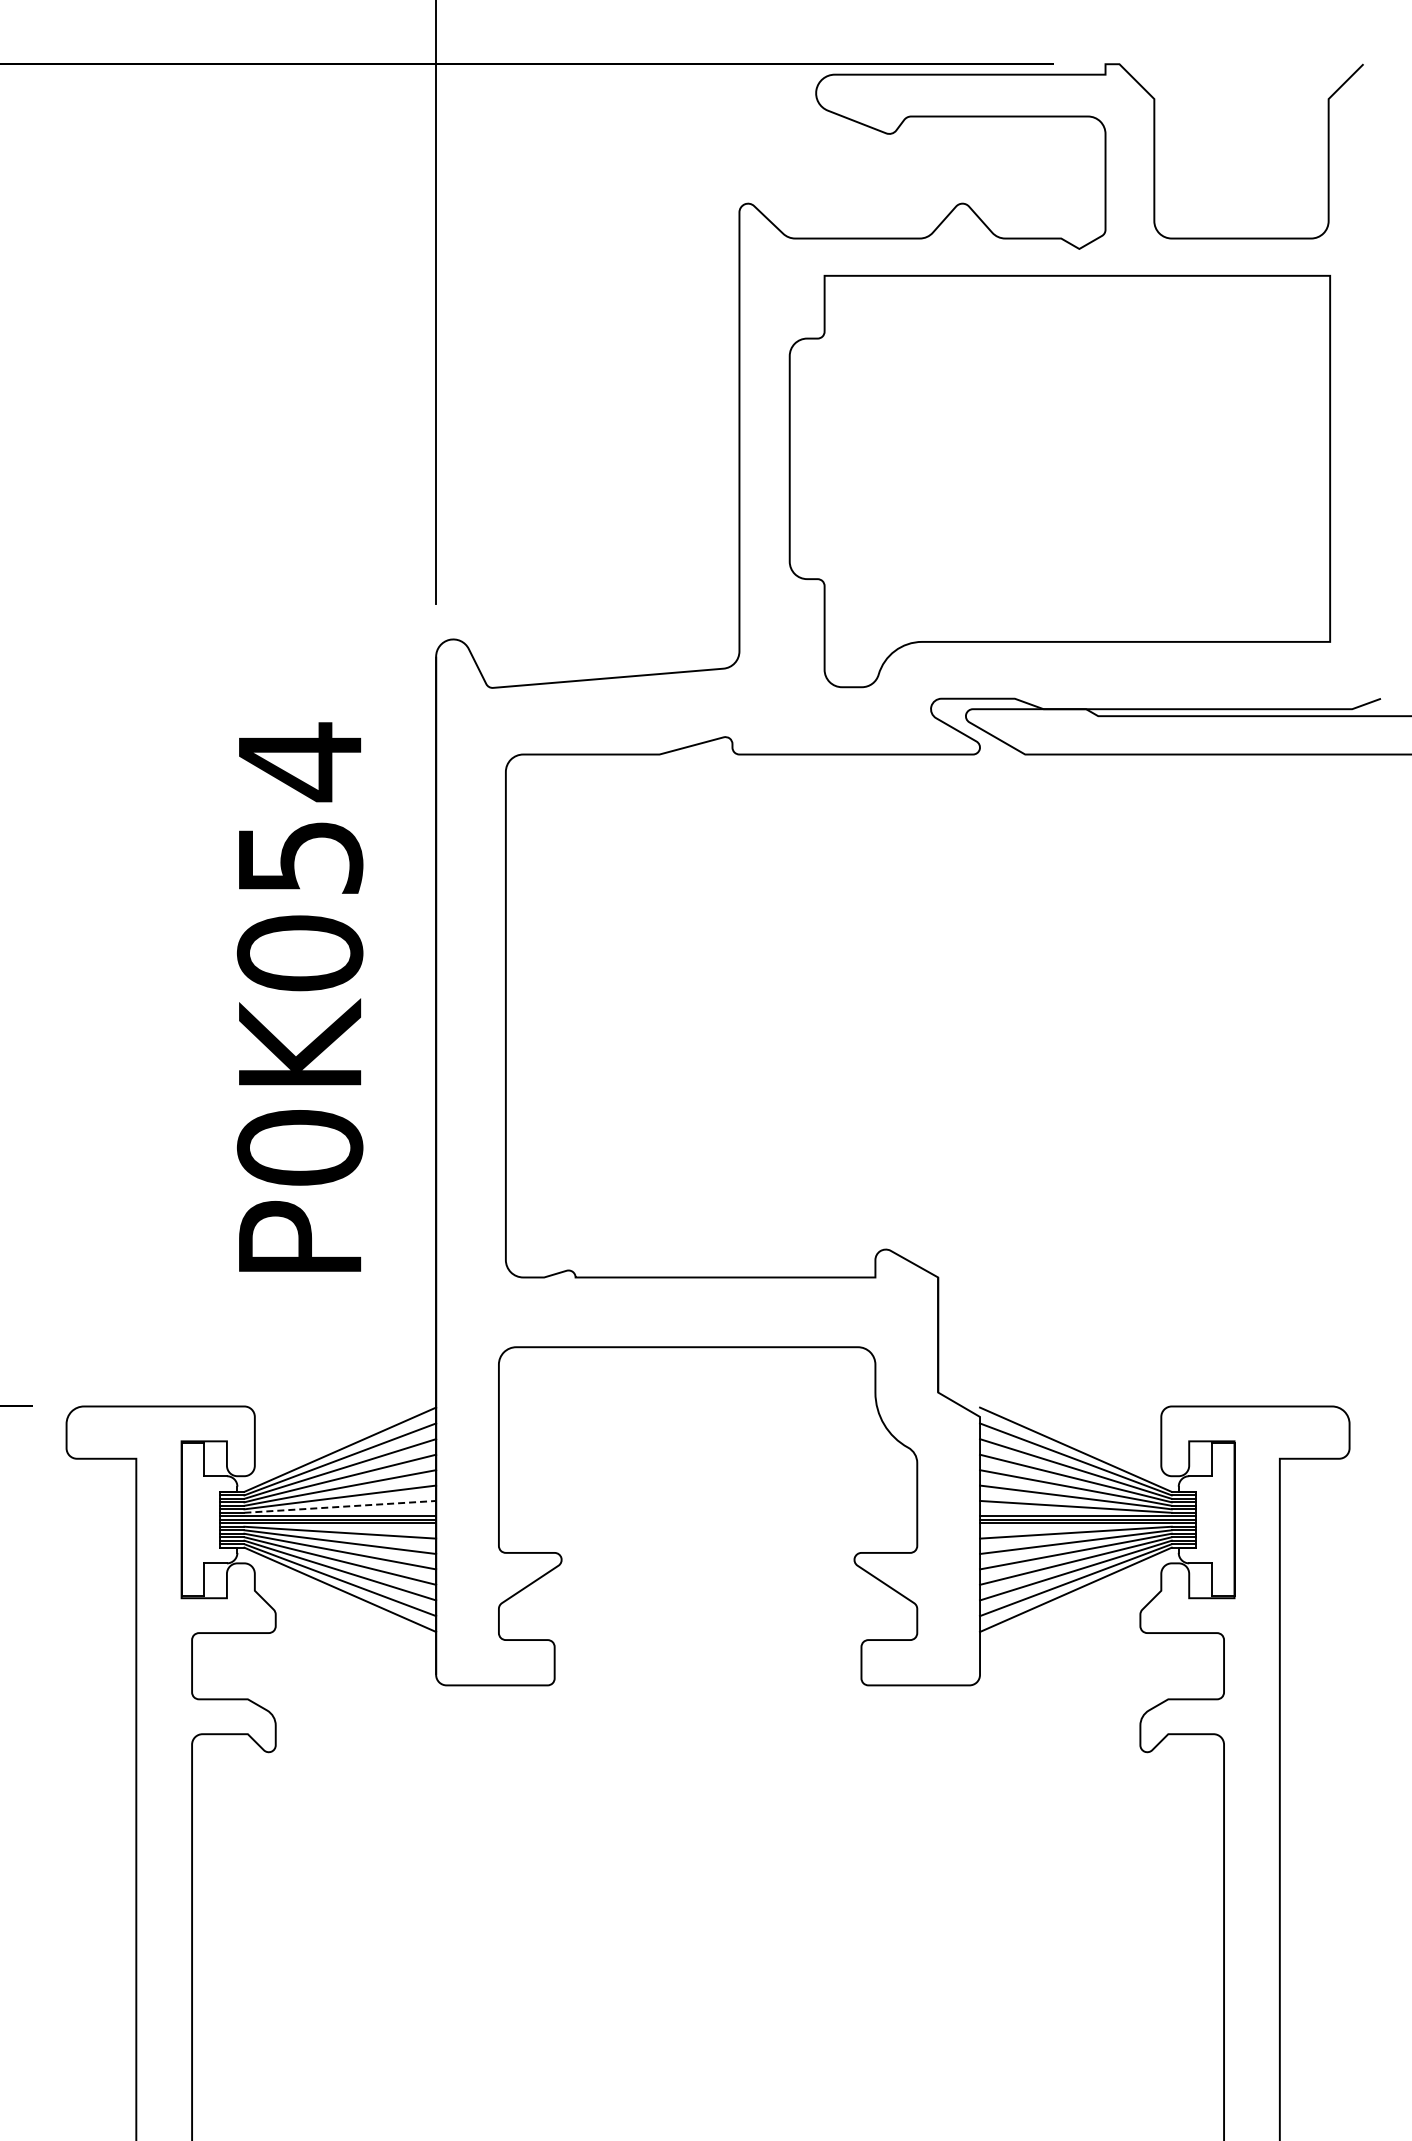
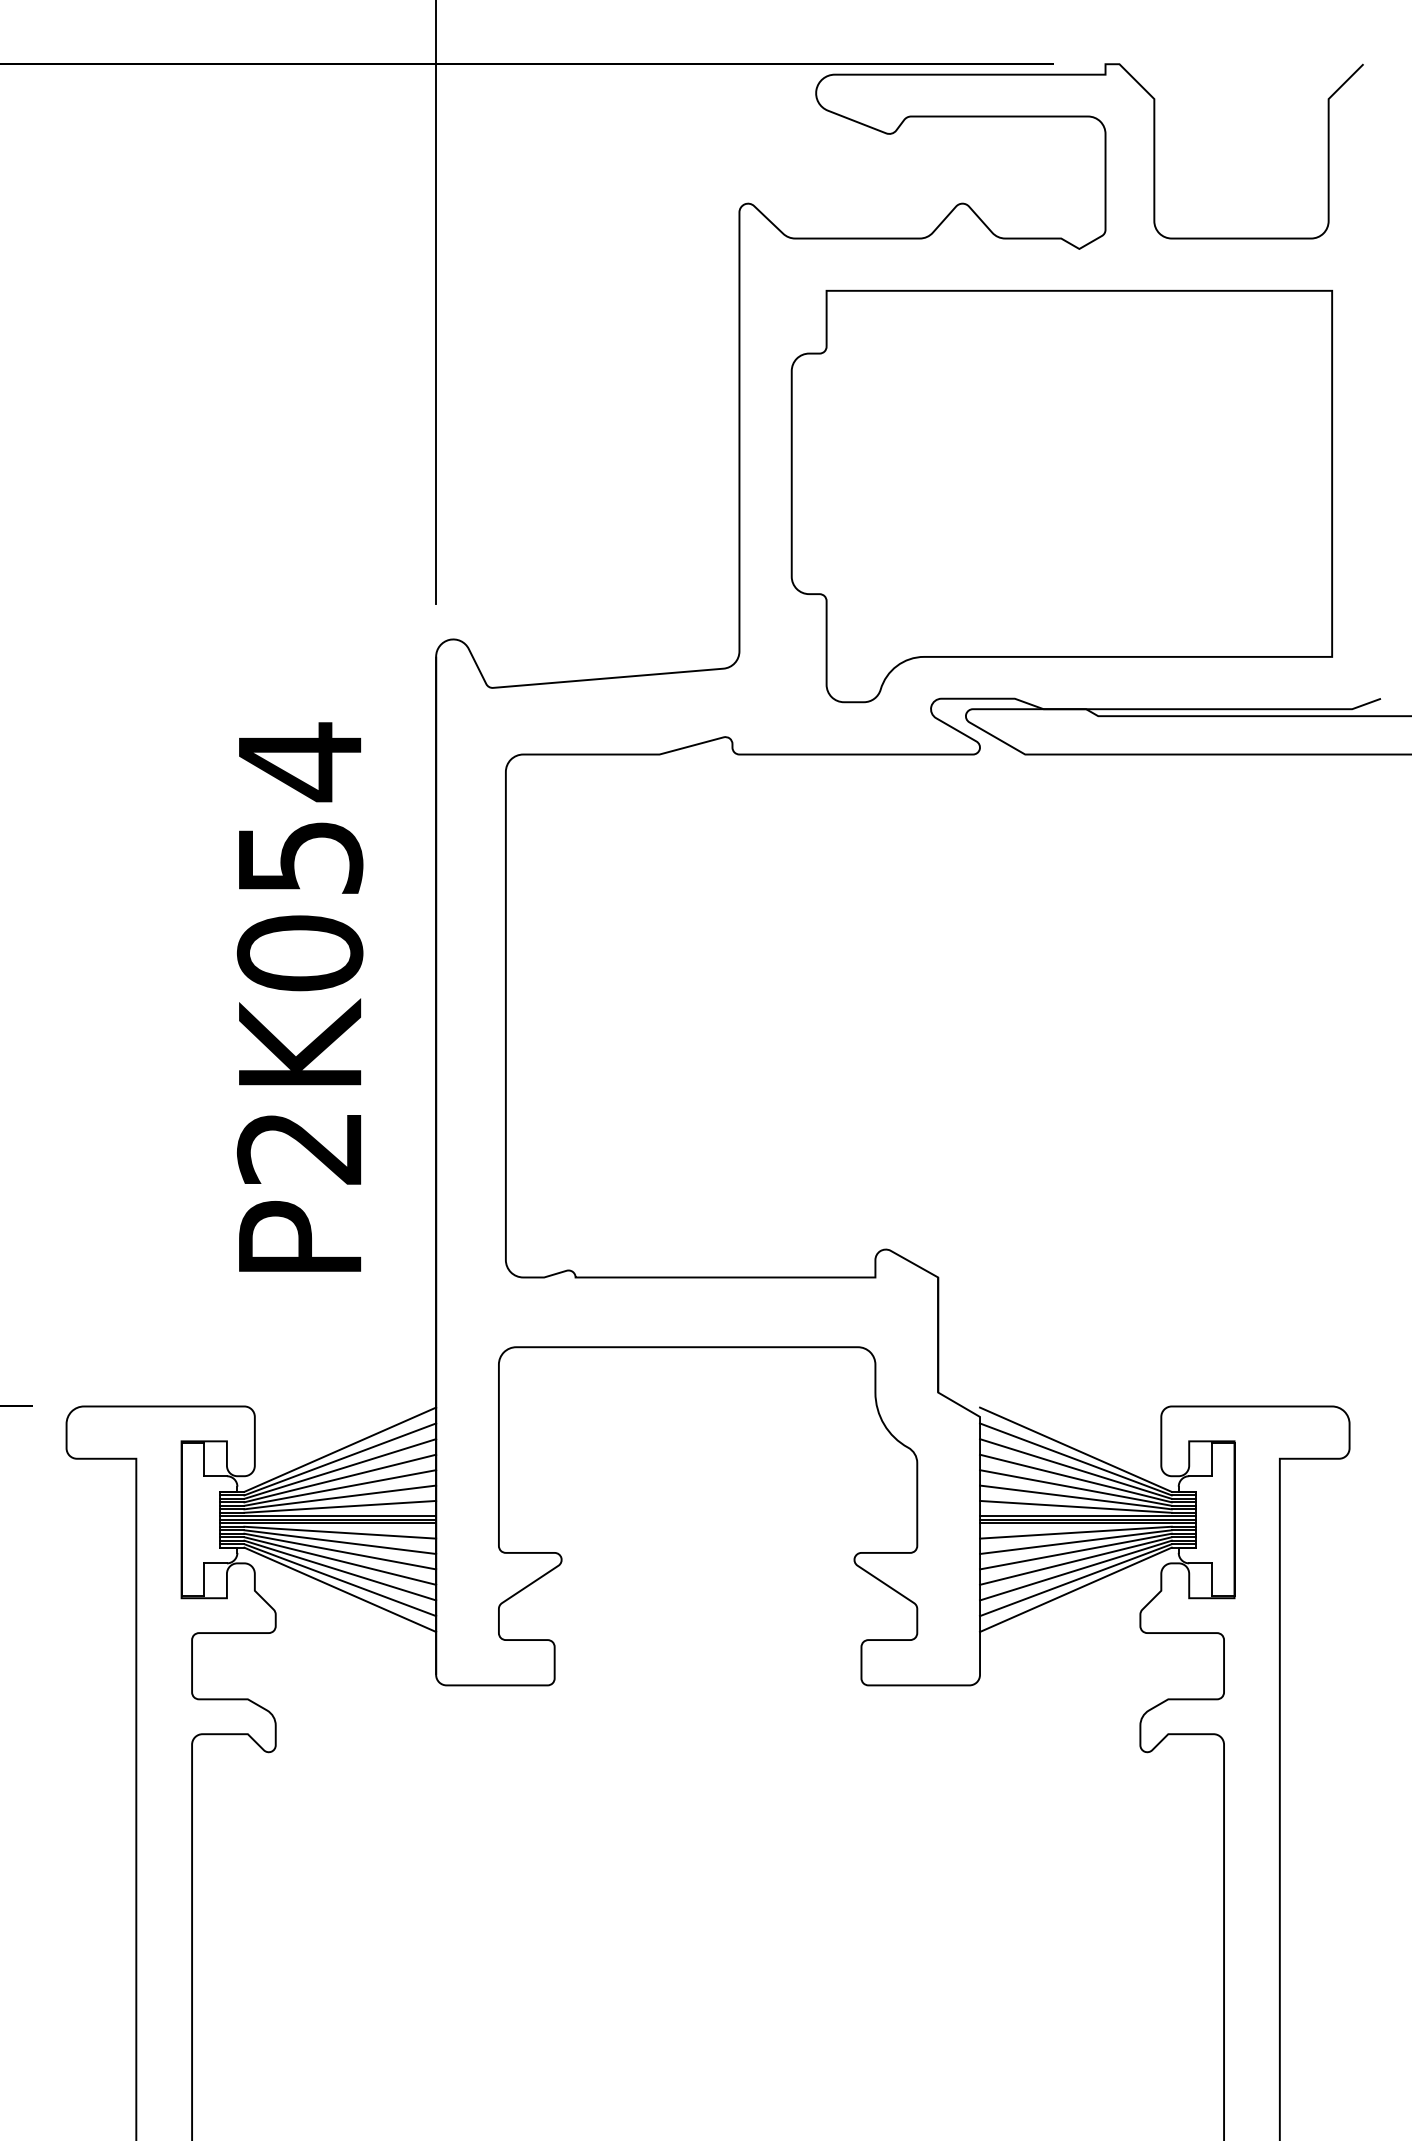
part position: (1059, 481) -> (1061, 496) (1061, 496)
text: P0K054 -> P2K054 (299, 1147)
line: dashed -> solid (340, 1506)
